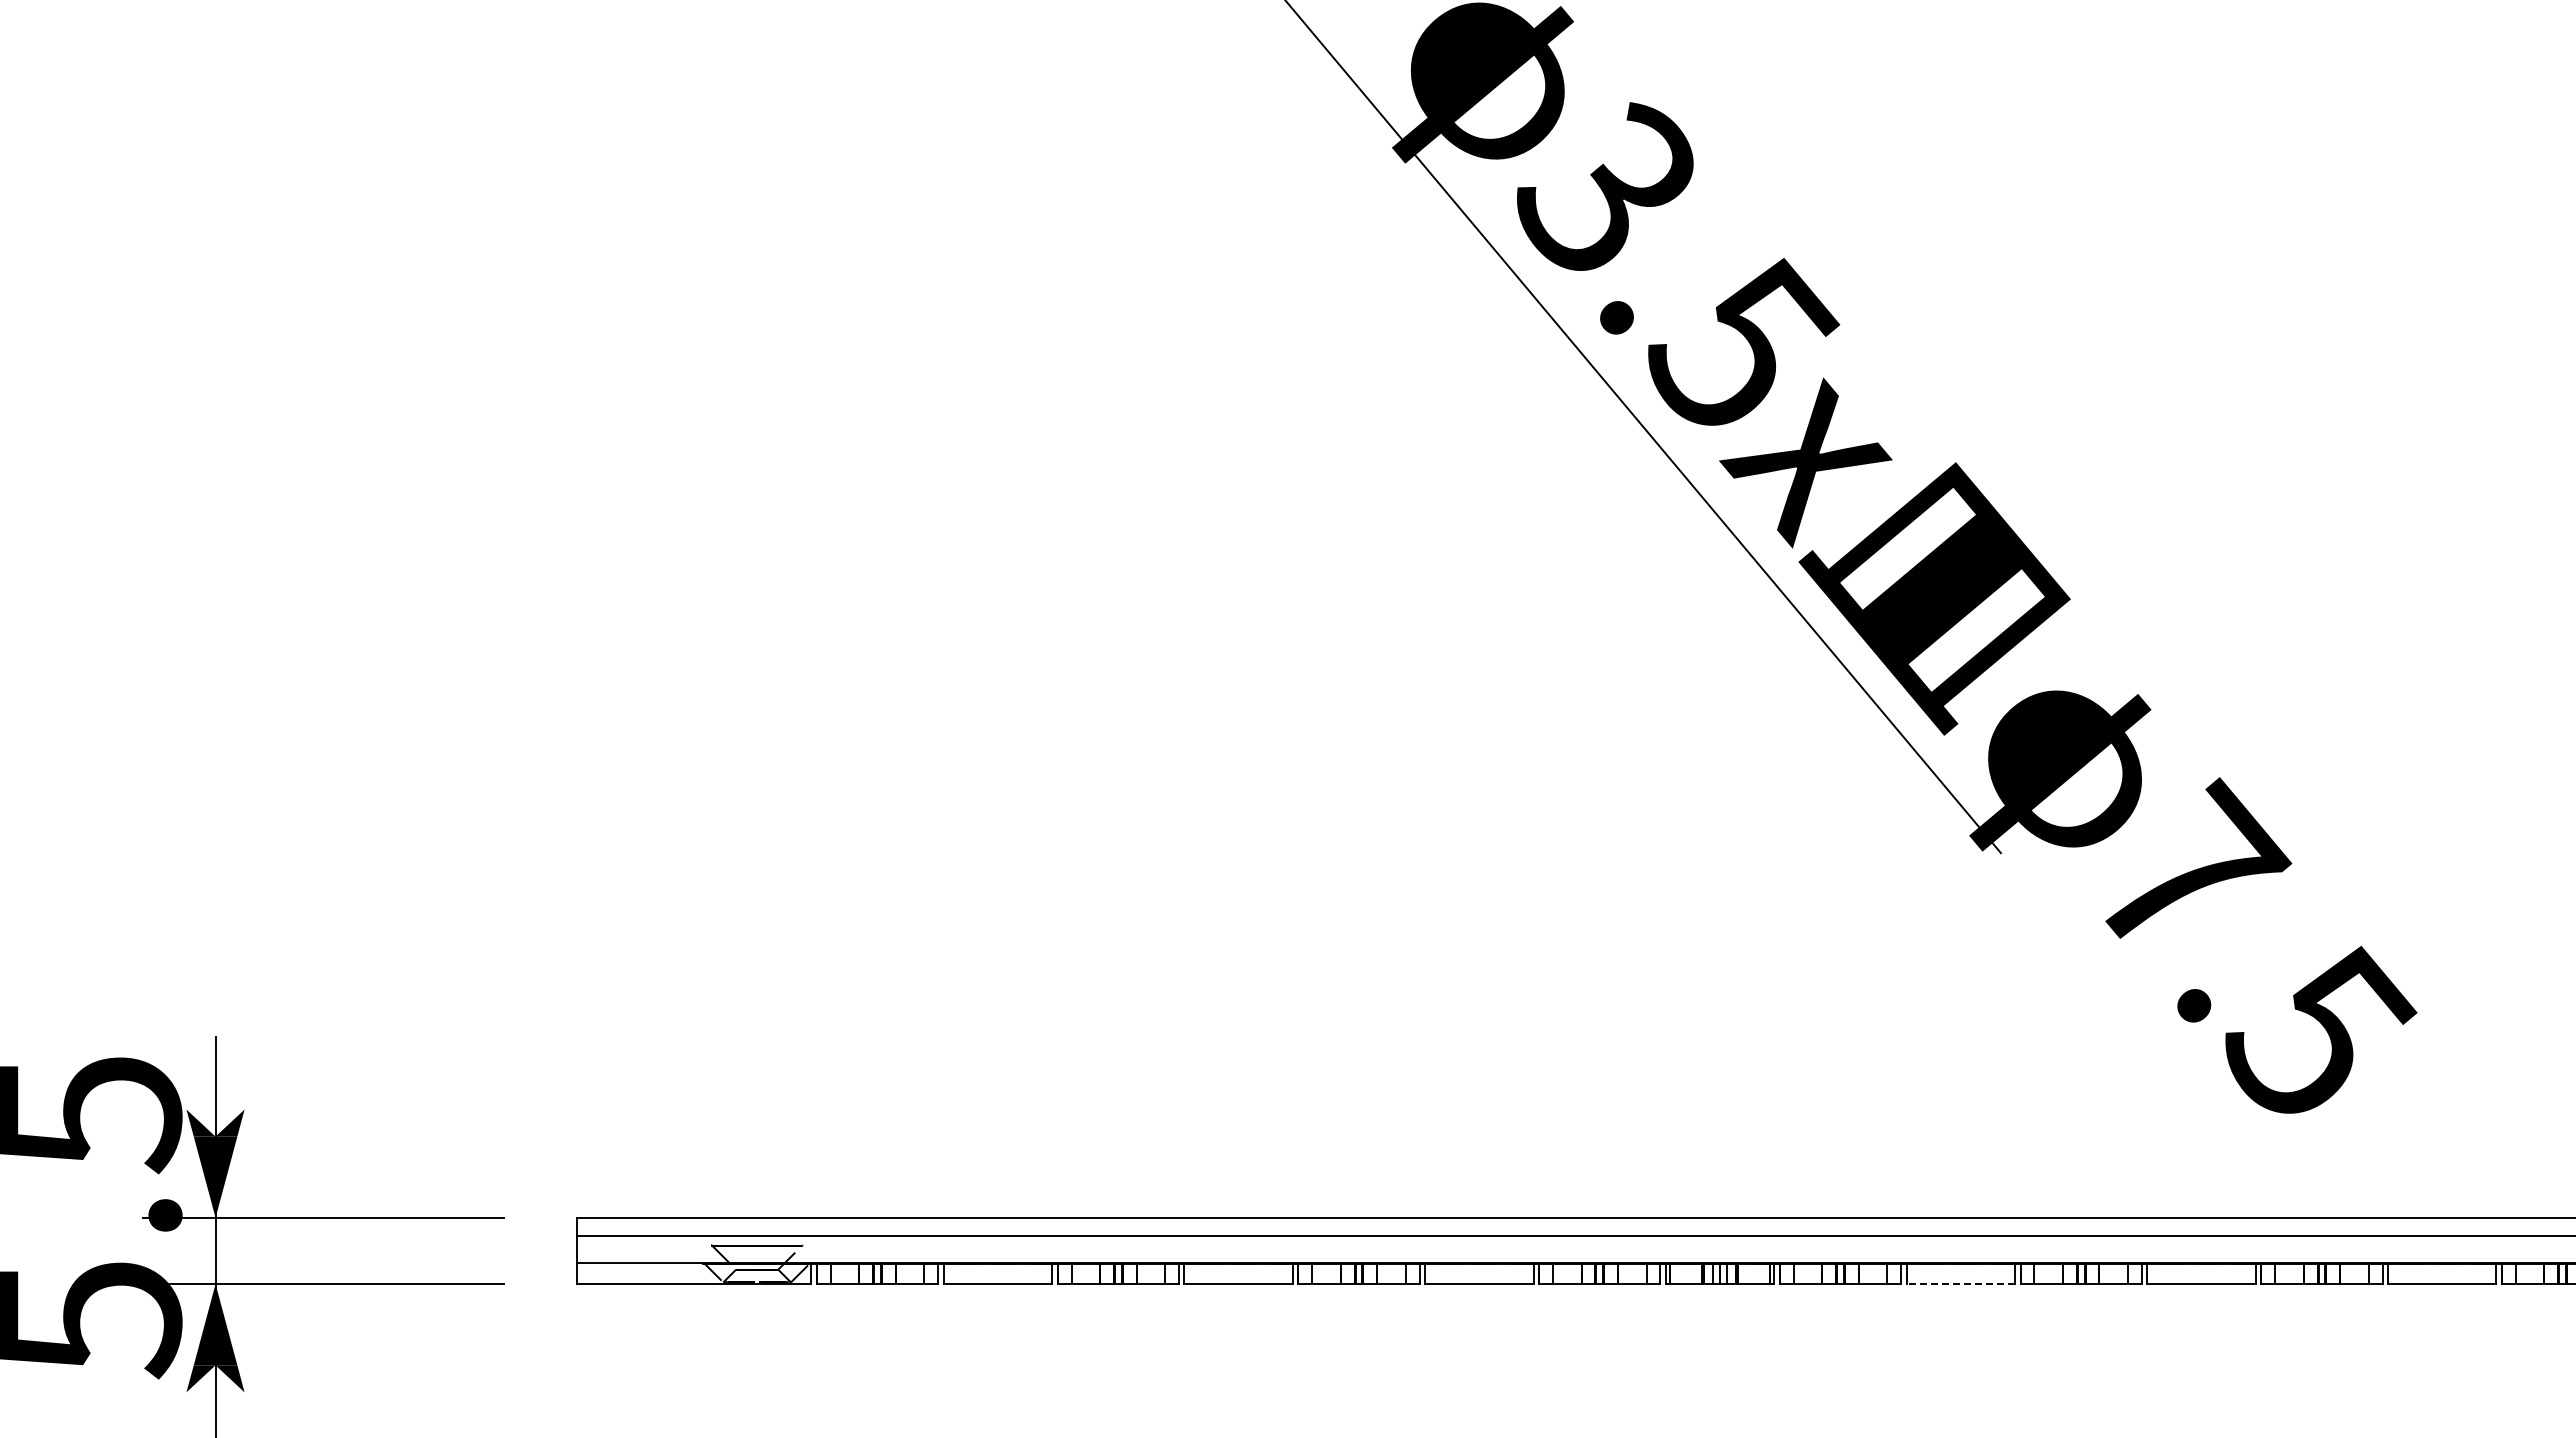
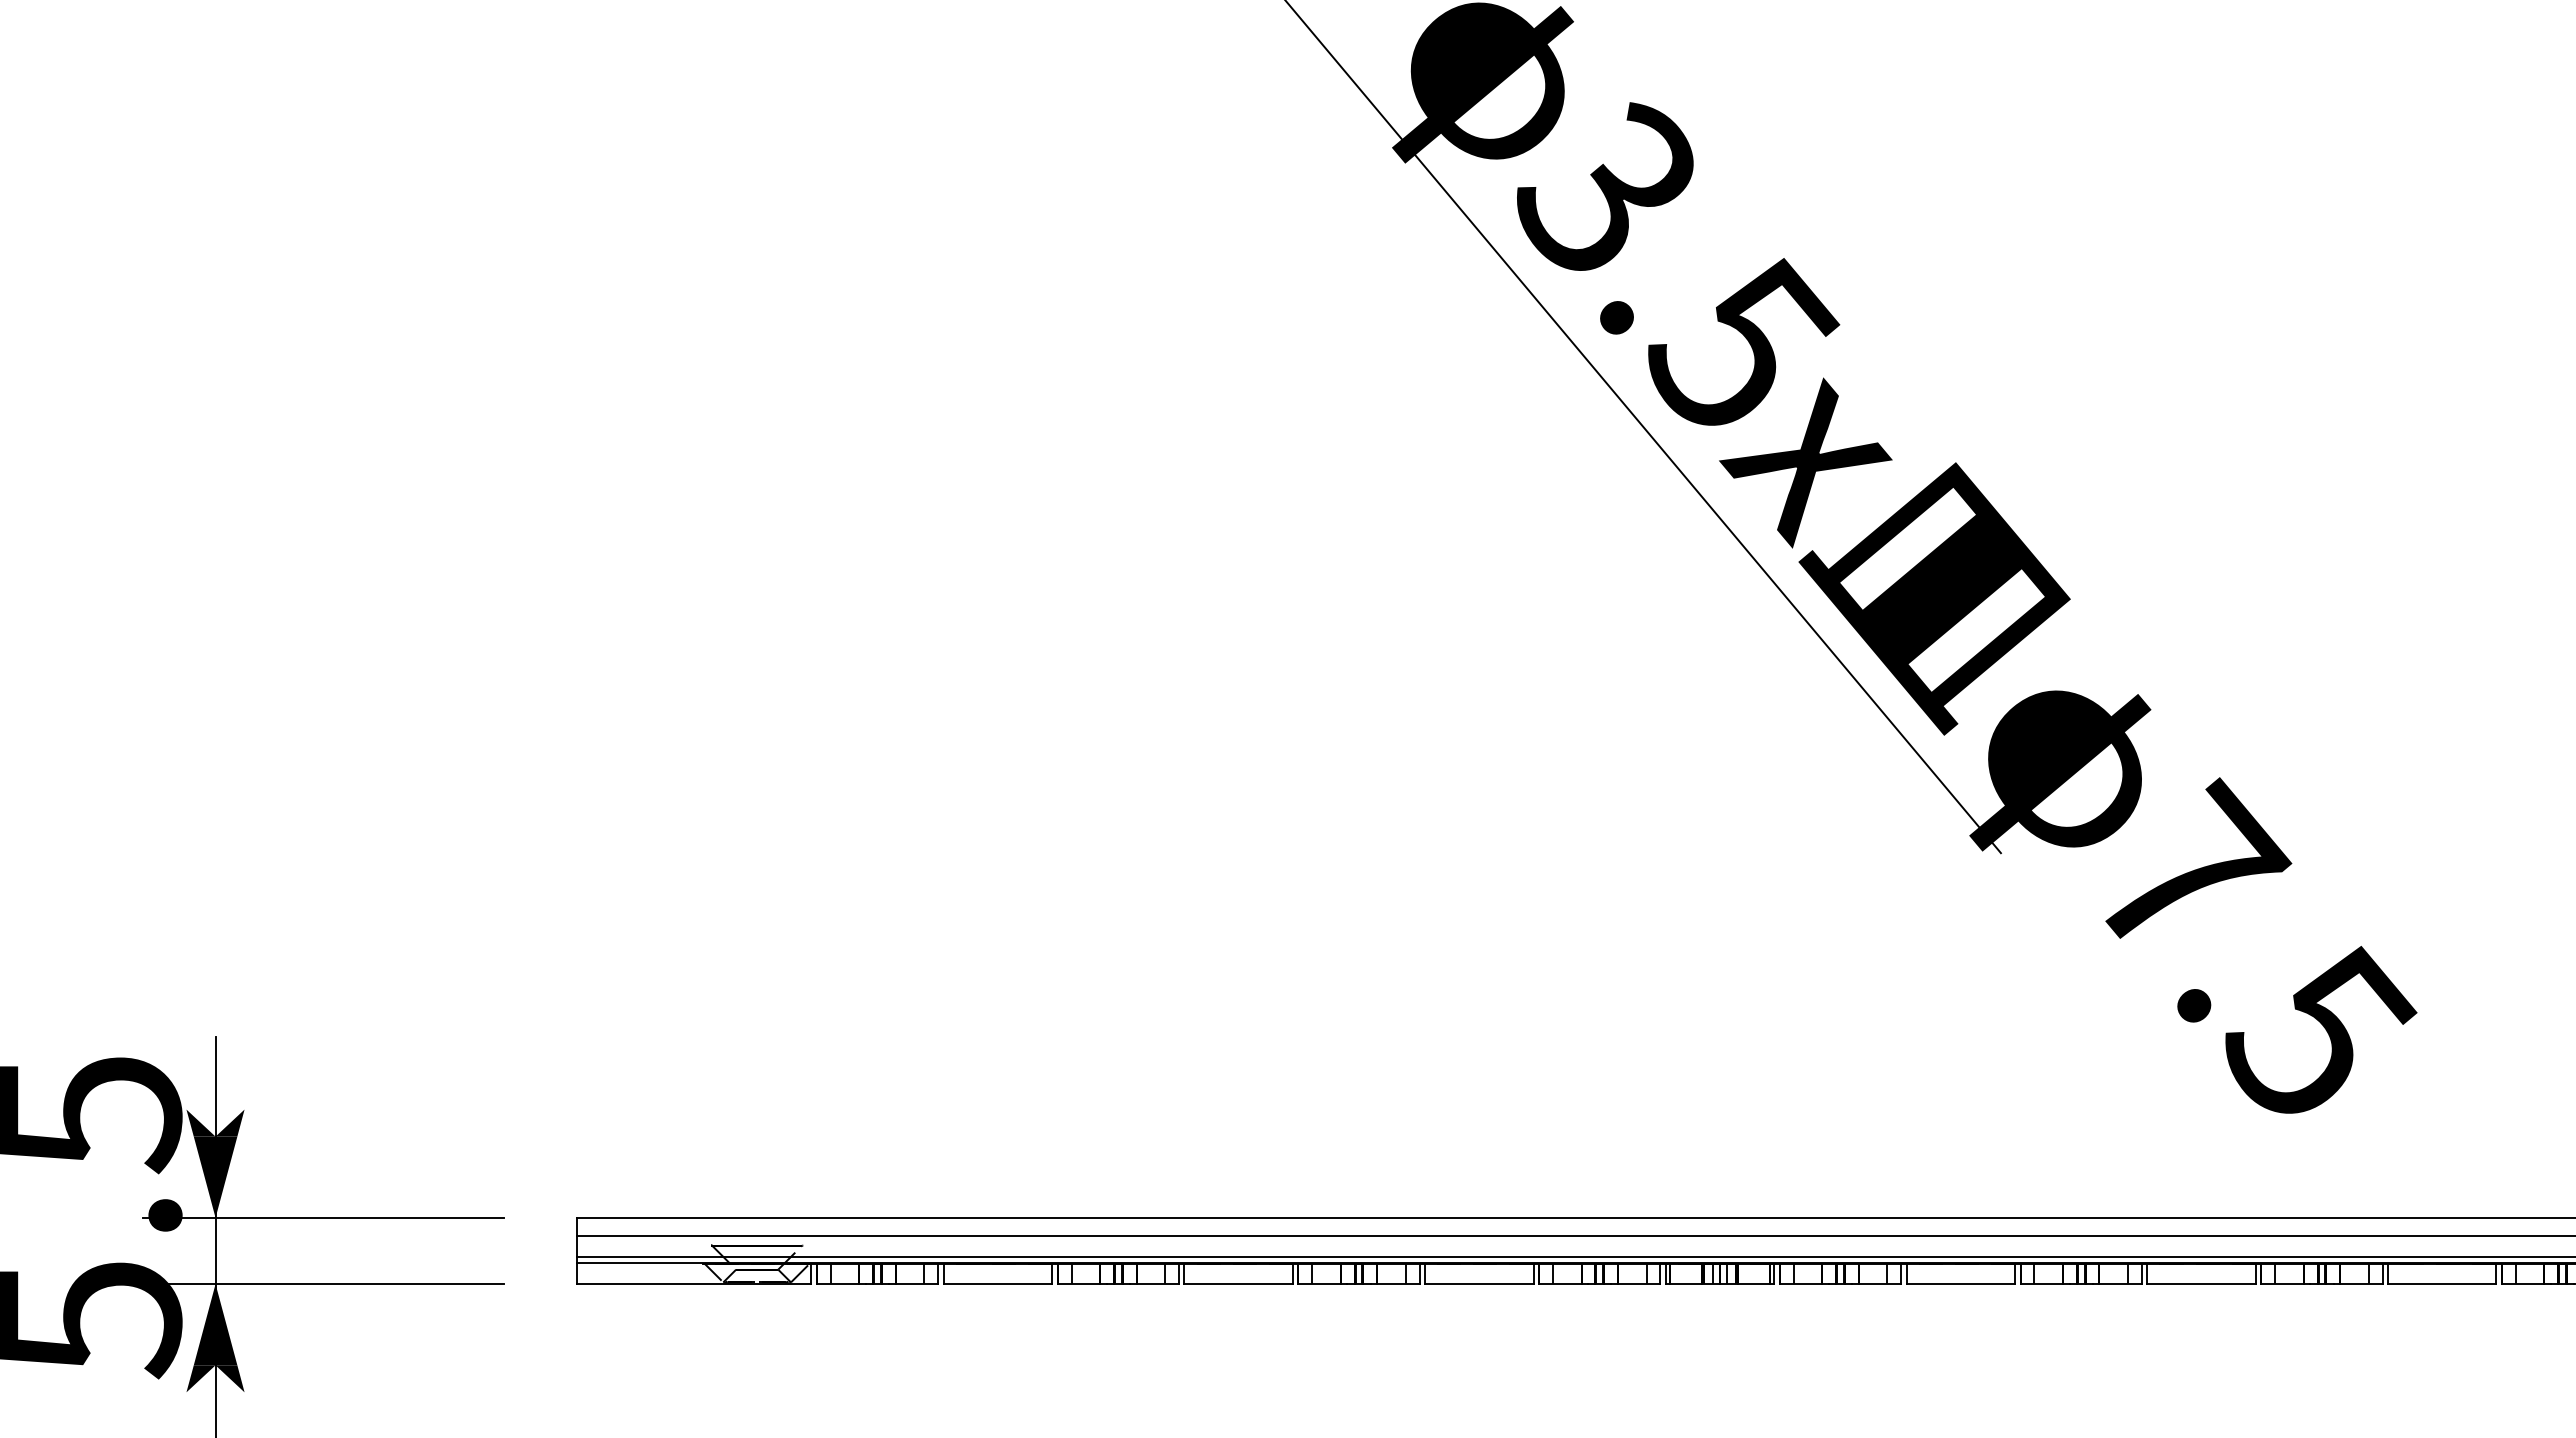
line: none -> present (1574, 1256)
line: dashed -> solid (1960, 1284)
